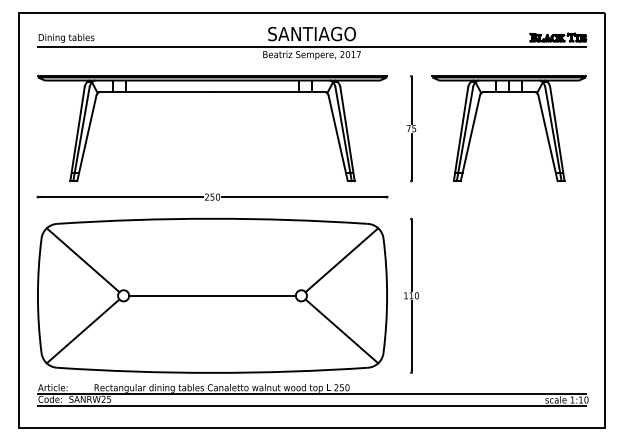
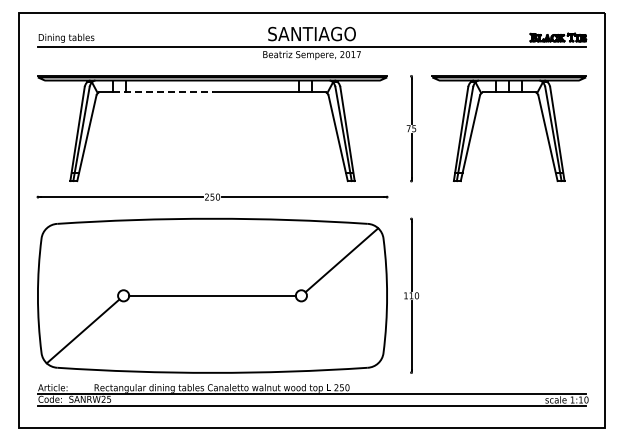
line: solid -> dashed (162, 92)
line: present -> none (82, 260)
line: present -> none (341, 331)
